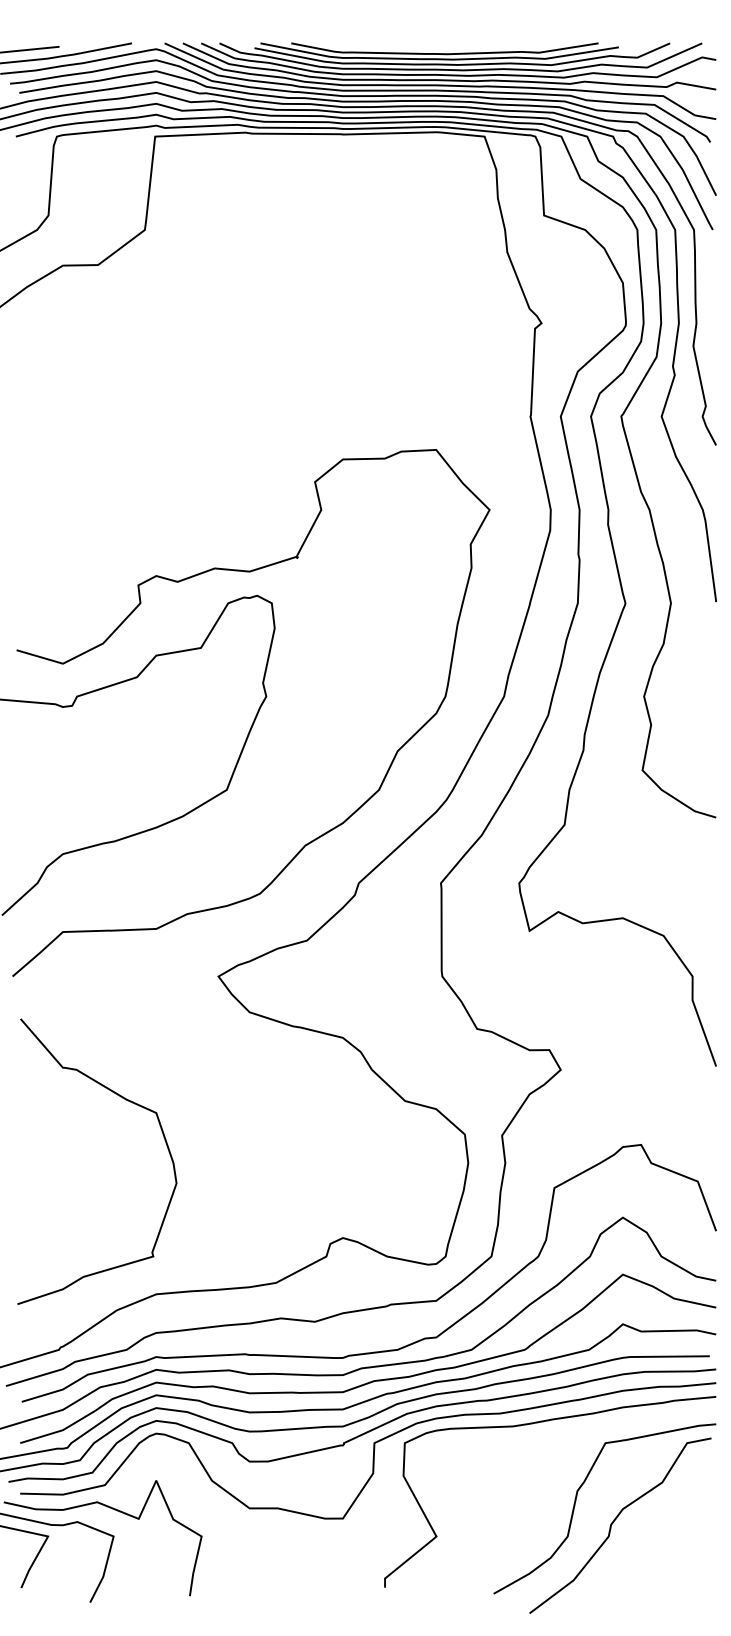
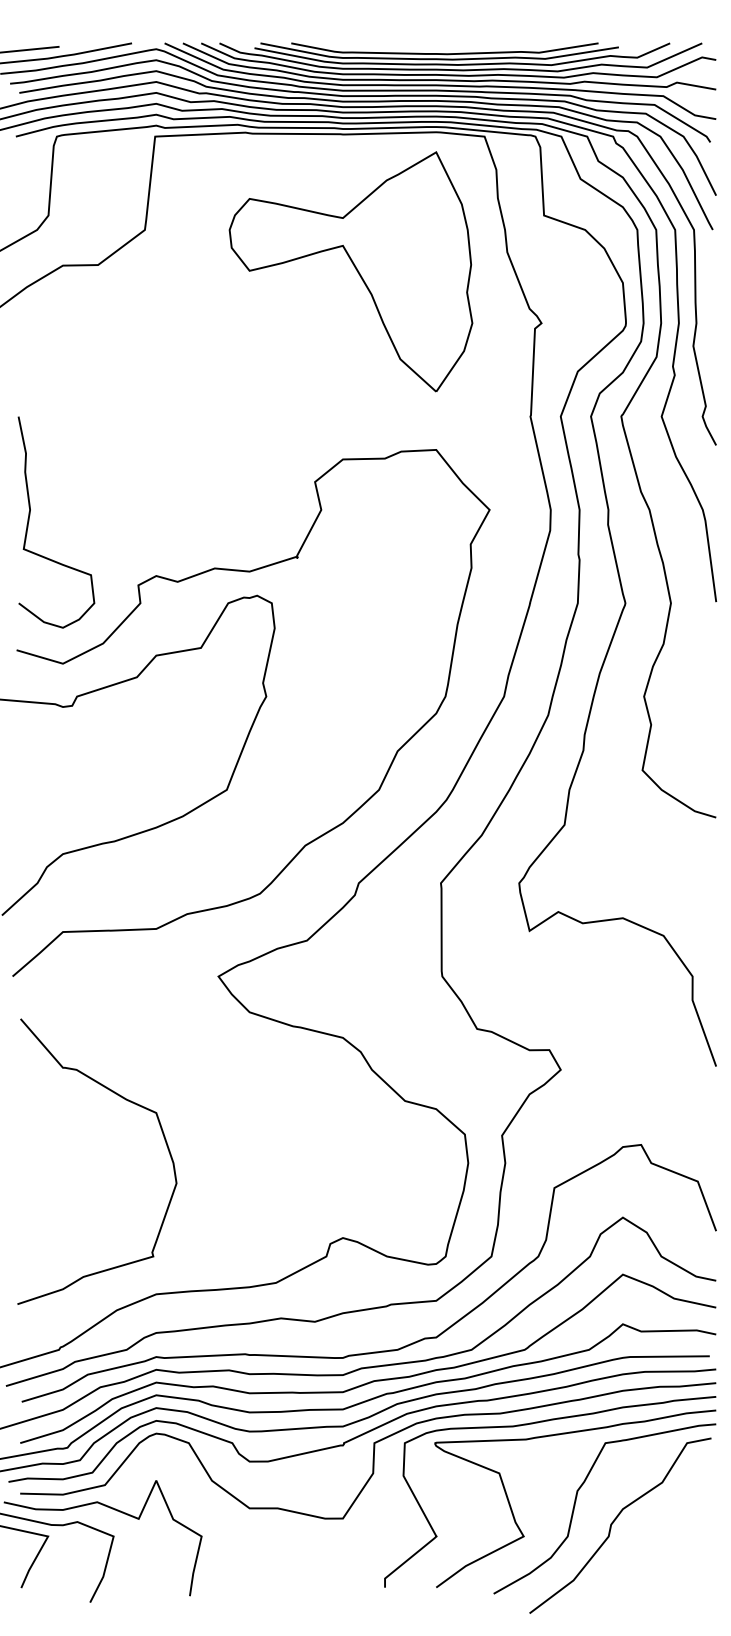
part: none -> present (350, 271)
curve: none -> present (30, 515)
curve: none -> present (520, 1528)
